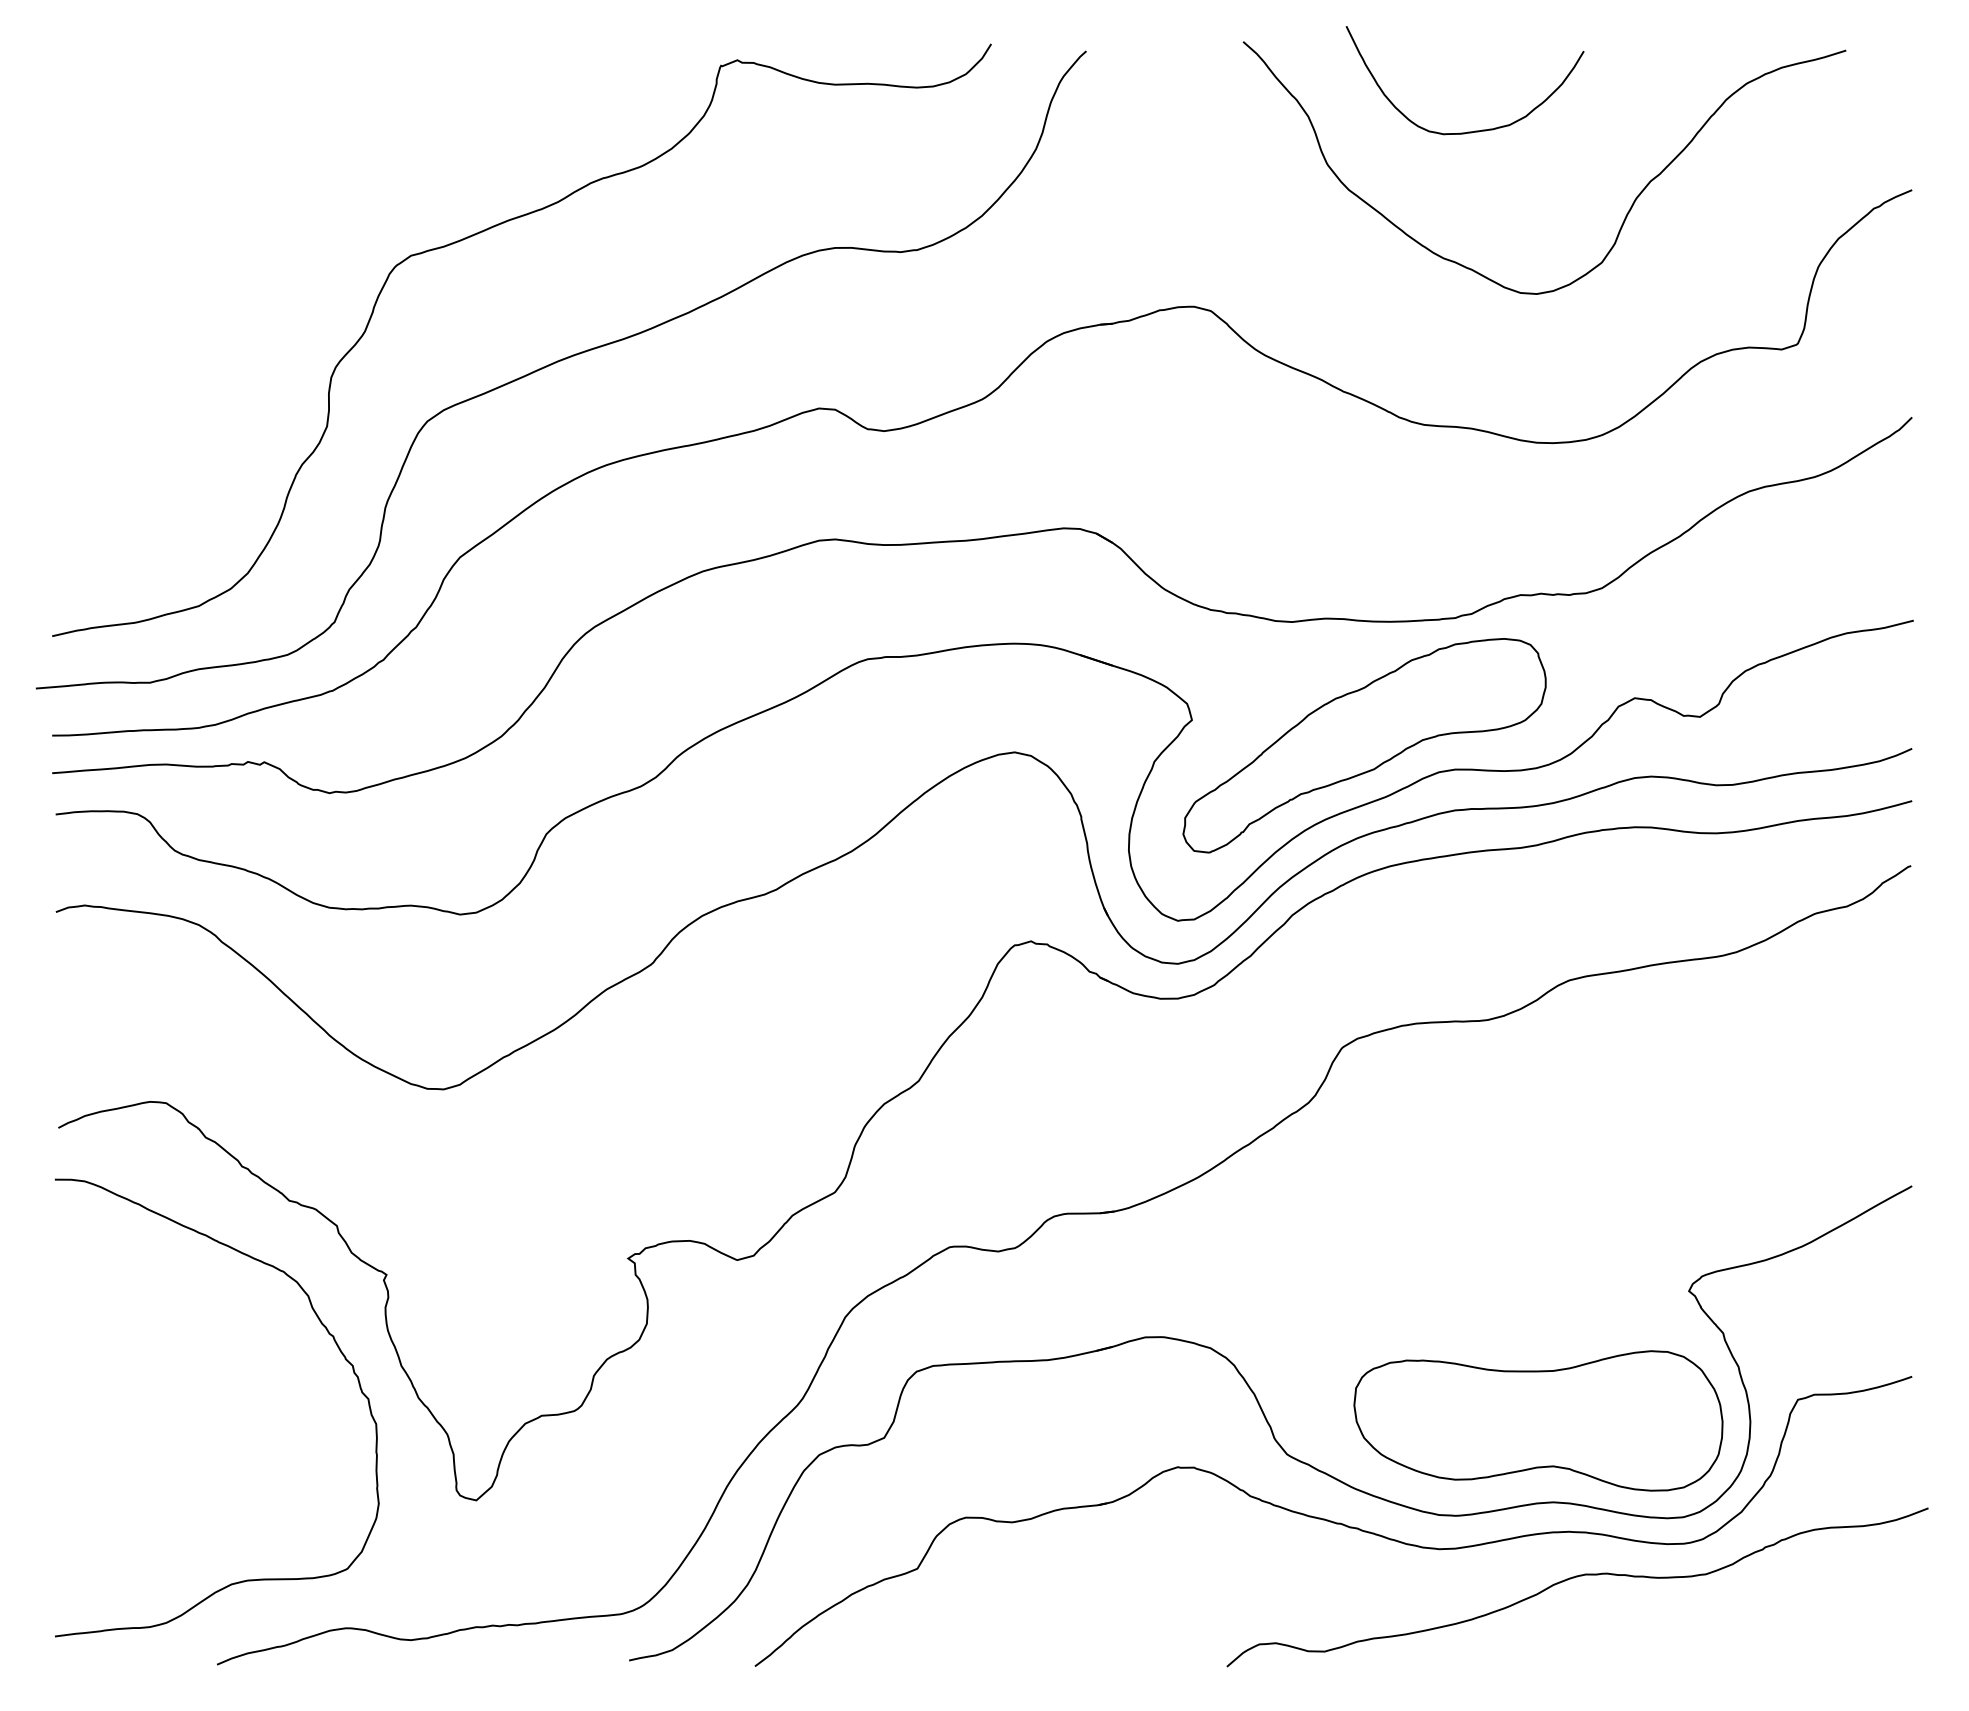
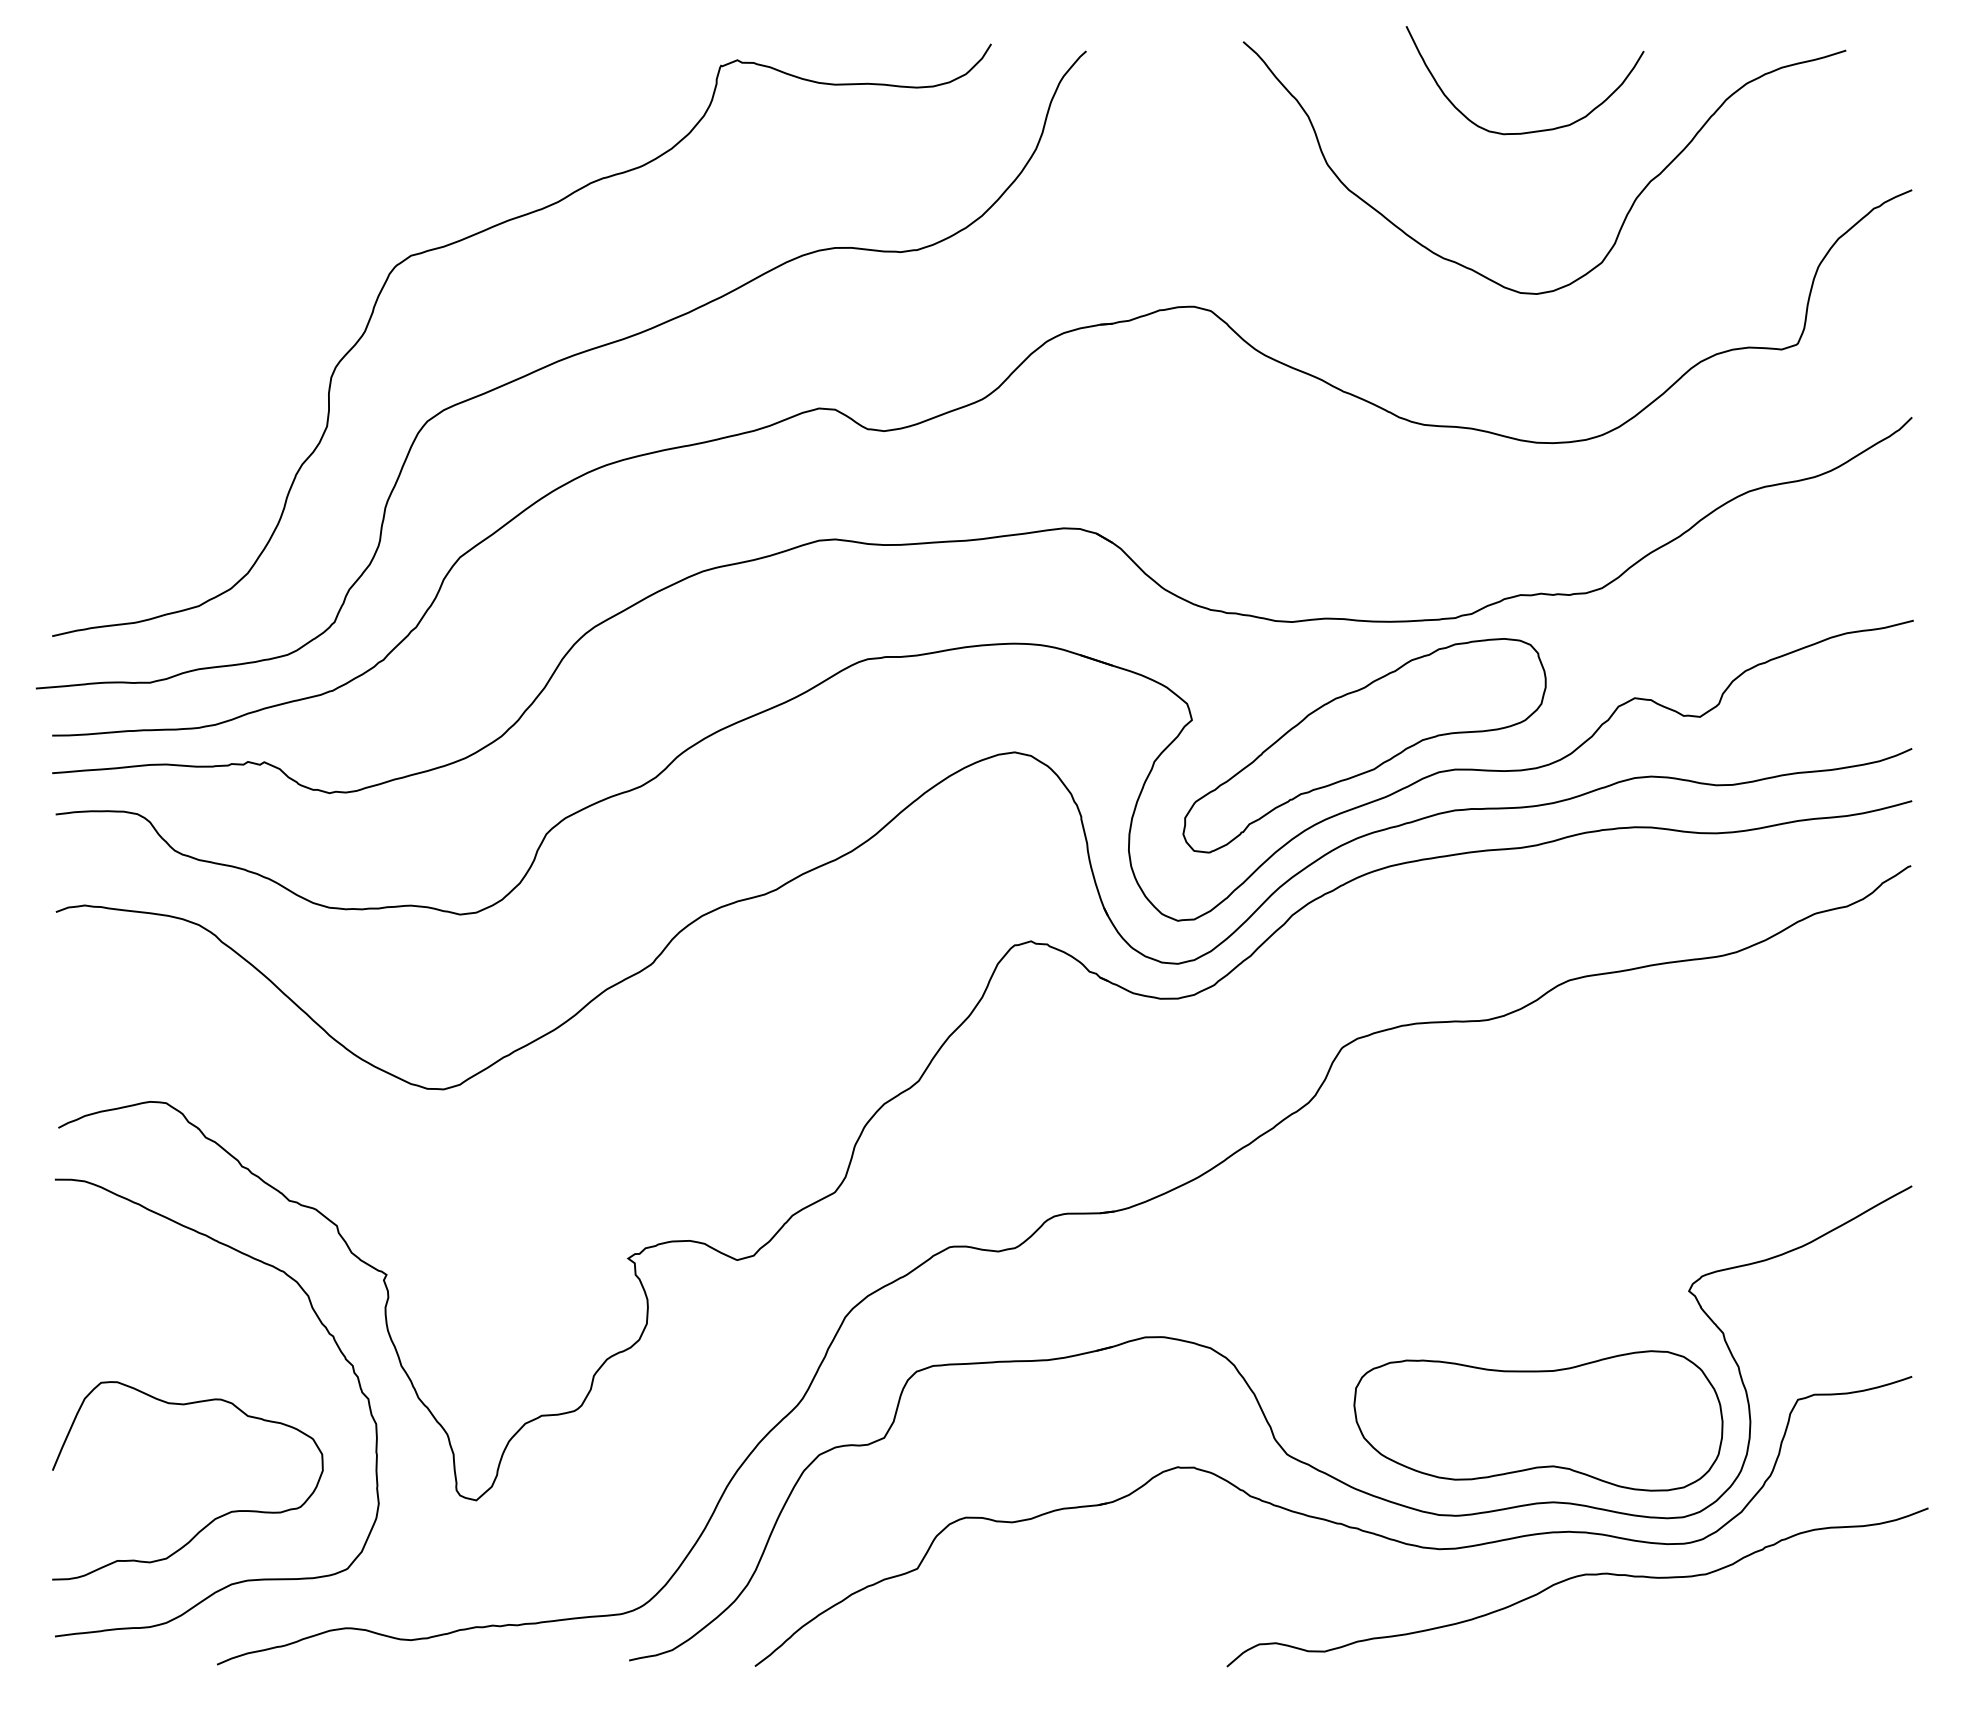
curve position: (1468, 131) -> (1528, 131) (1528, 131)
curve: none -> present (214, 1518)
